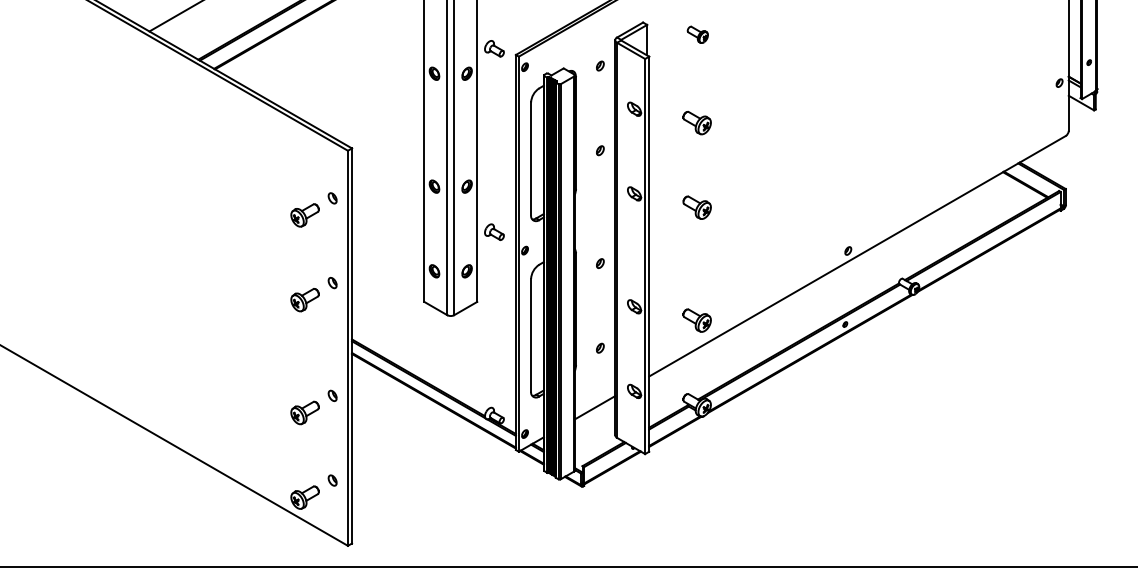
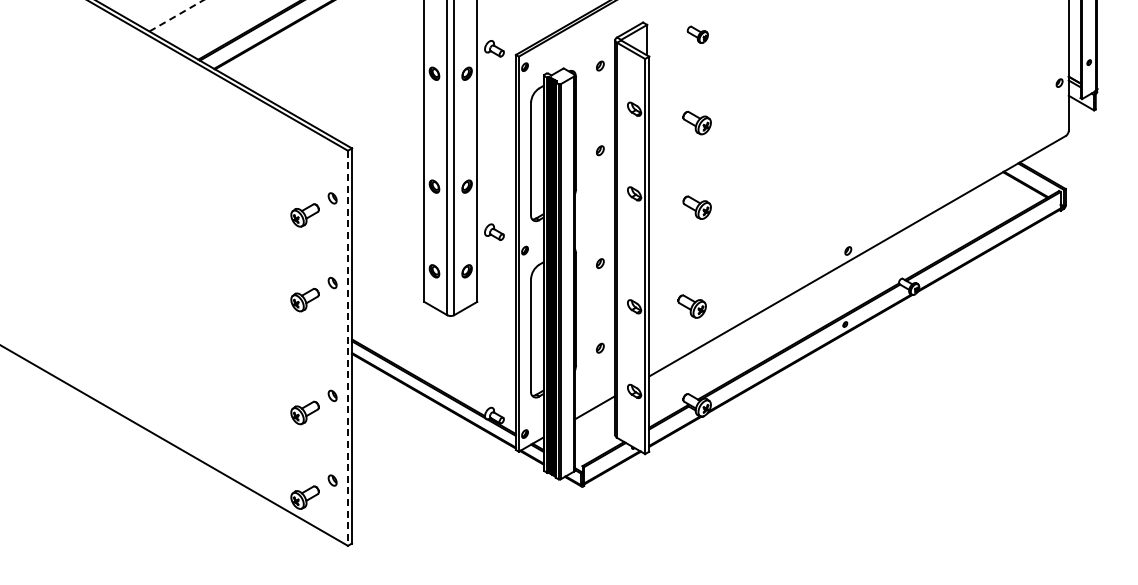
line: solid -> dashed (177, 15)
part position: (696, 320) -> (691, 306) (691, 306)
line: solid -> dashed (347, 348)
line: present -> none (568, 567)
